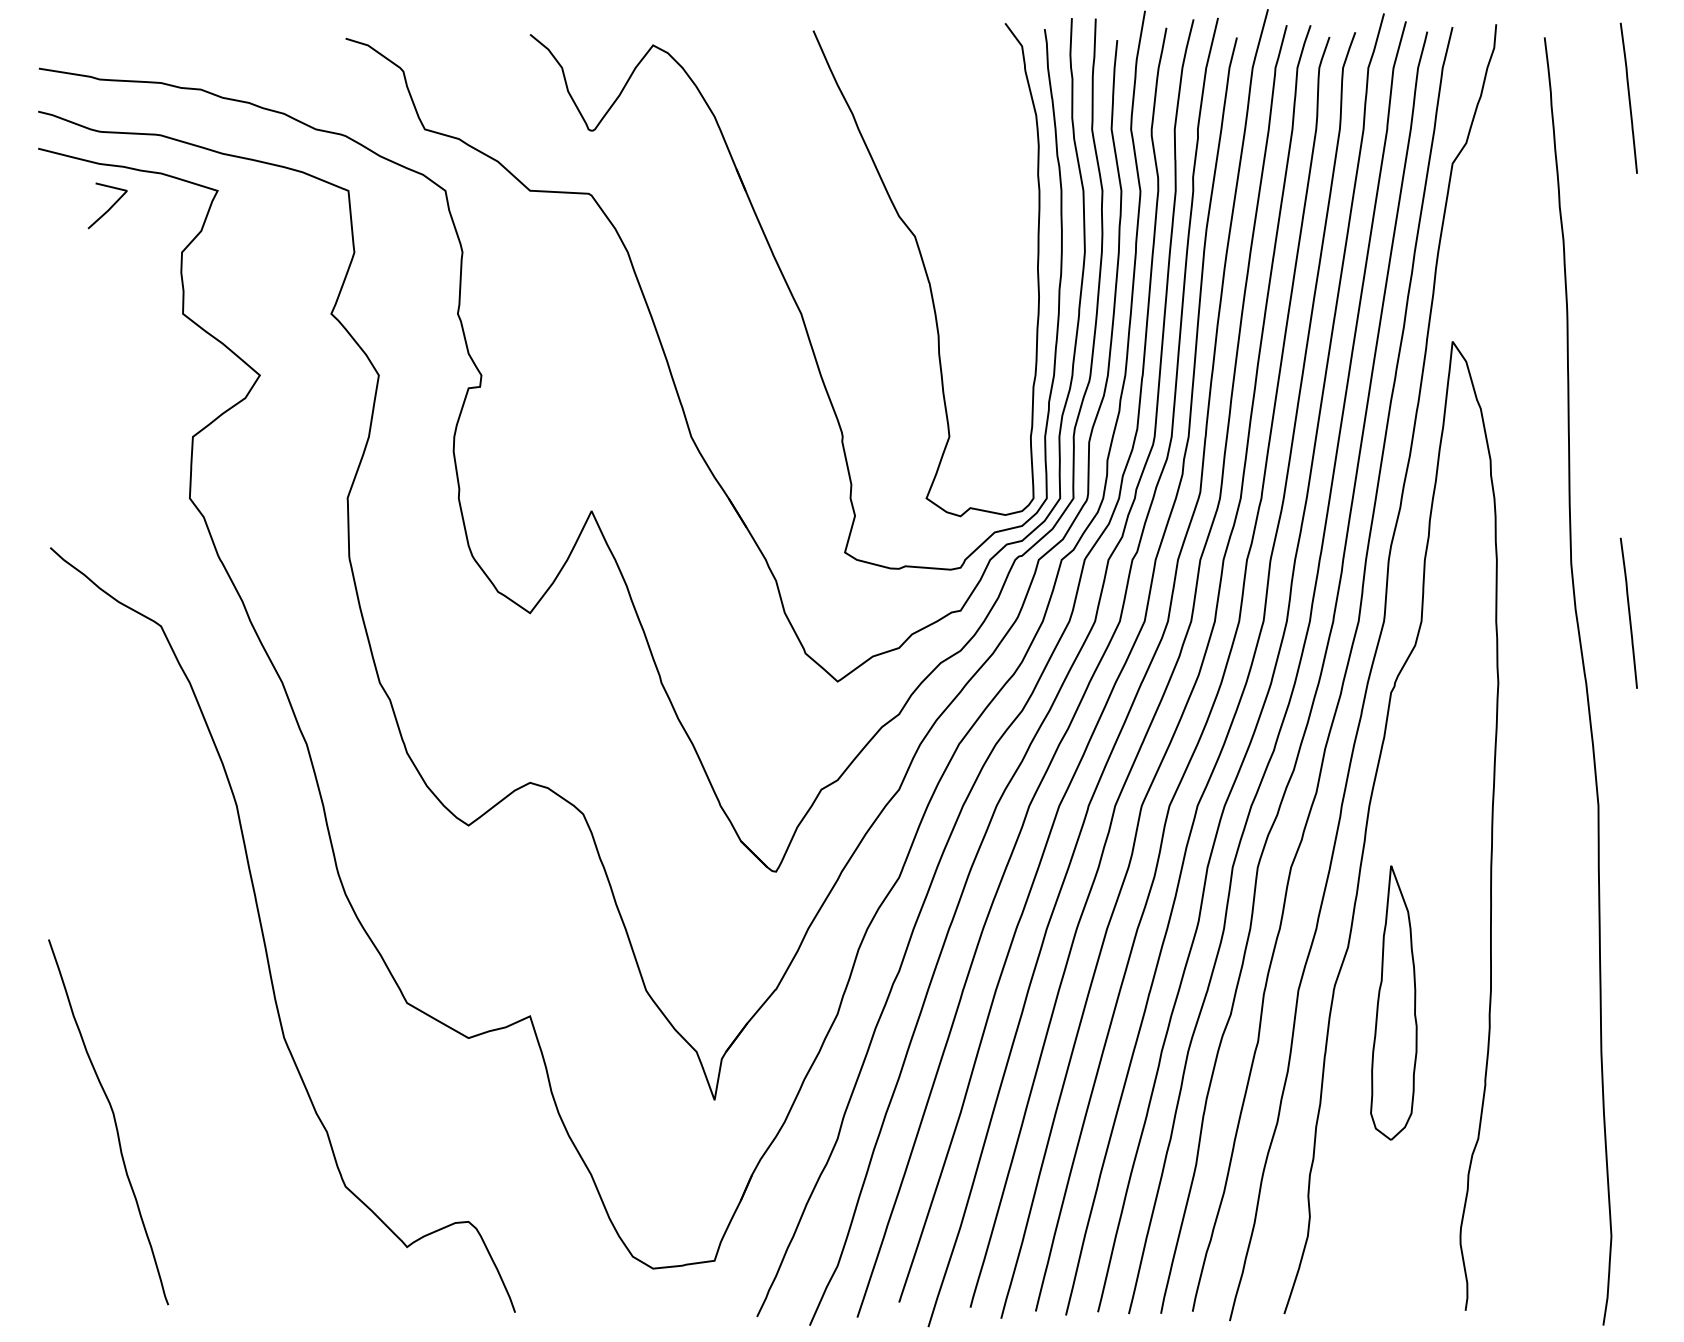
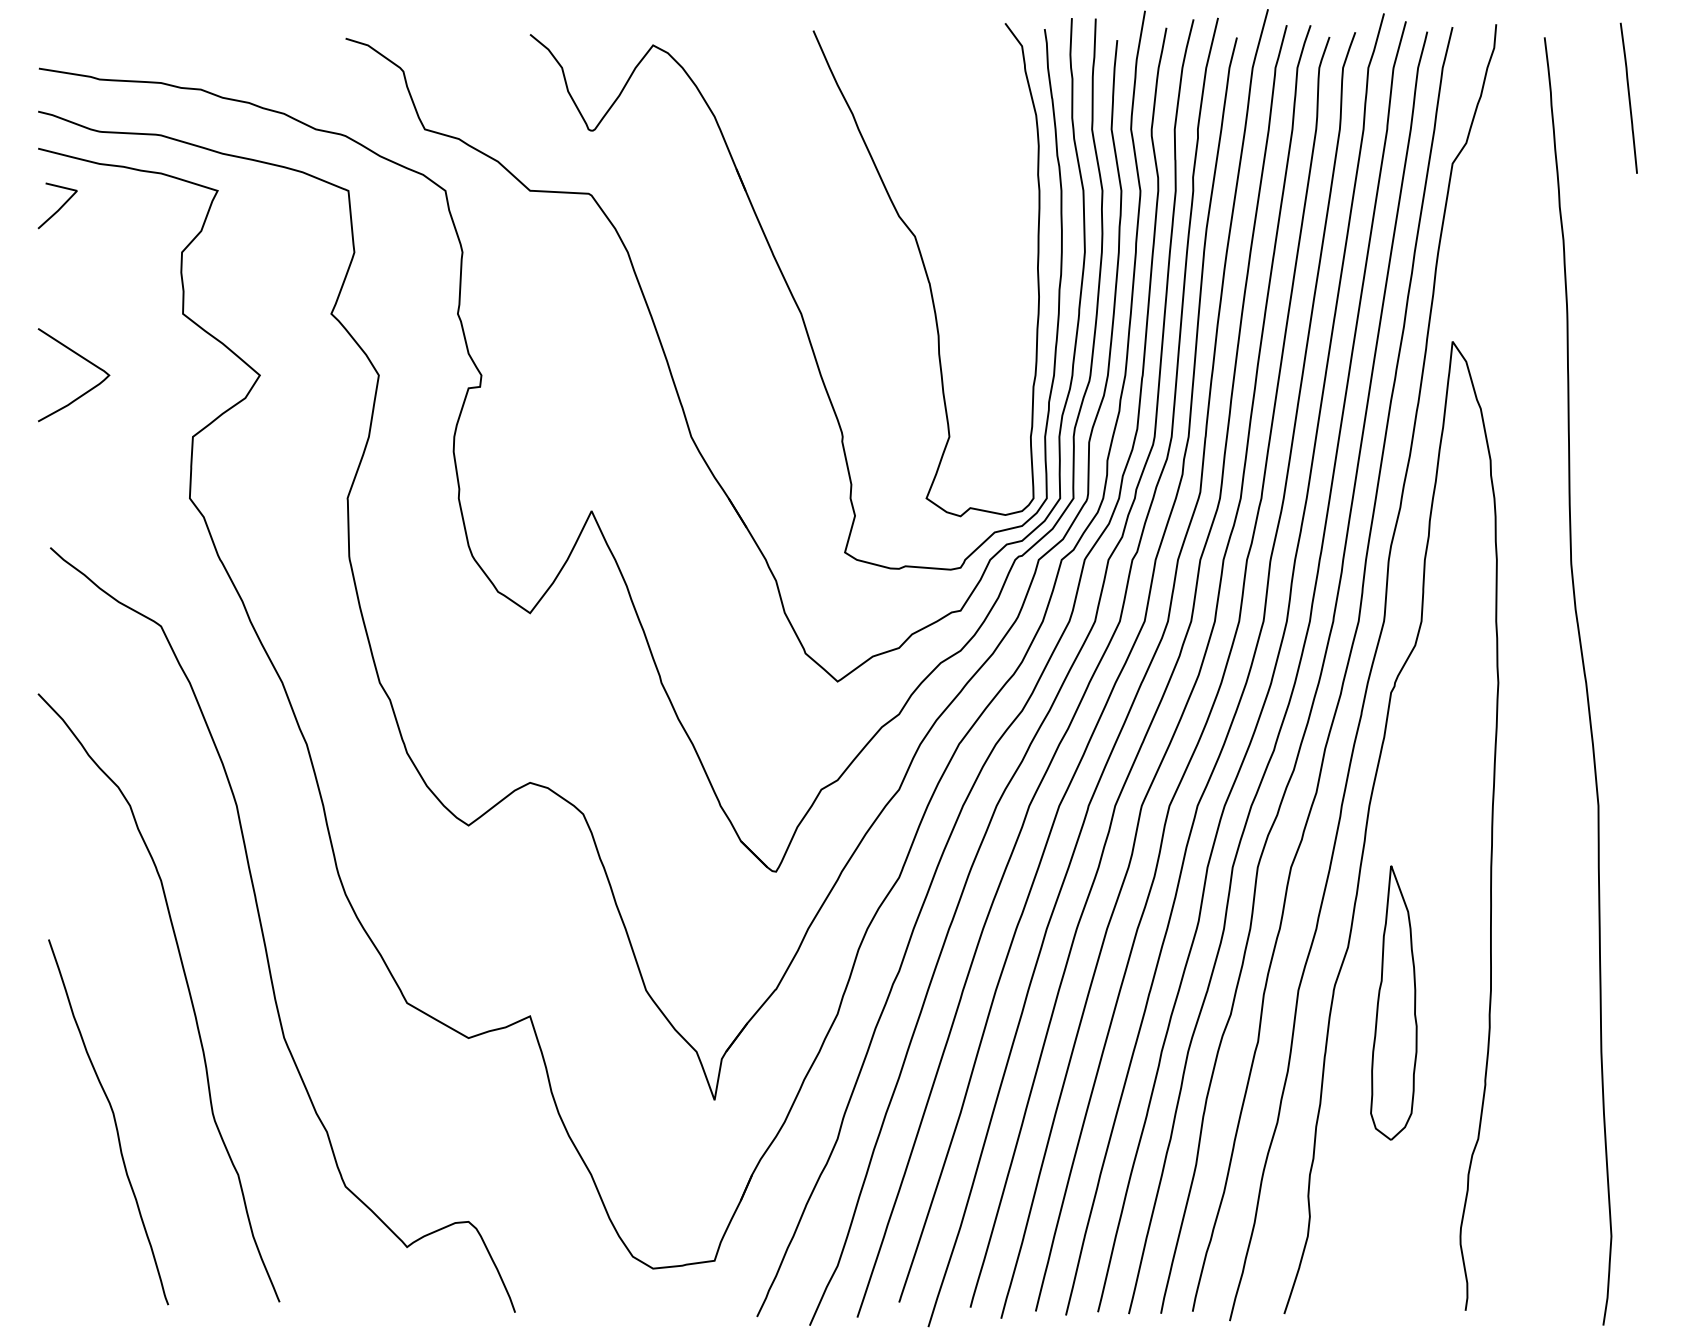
line position: (109, 207) -> (59, 207) (59, 207)
curve: none -> present (83, 359)
curve: present -> none (1628, 612)
curve: none -> present (187, 988)
